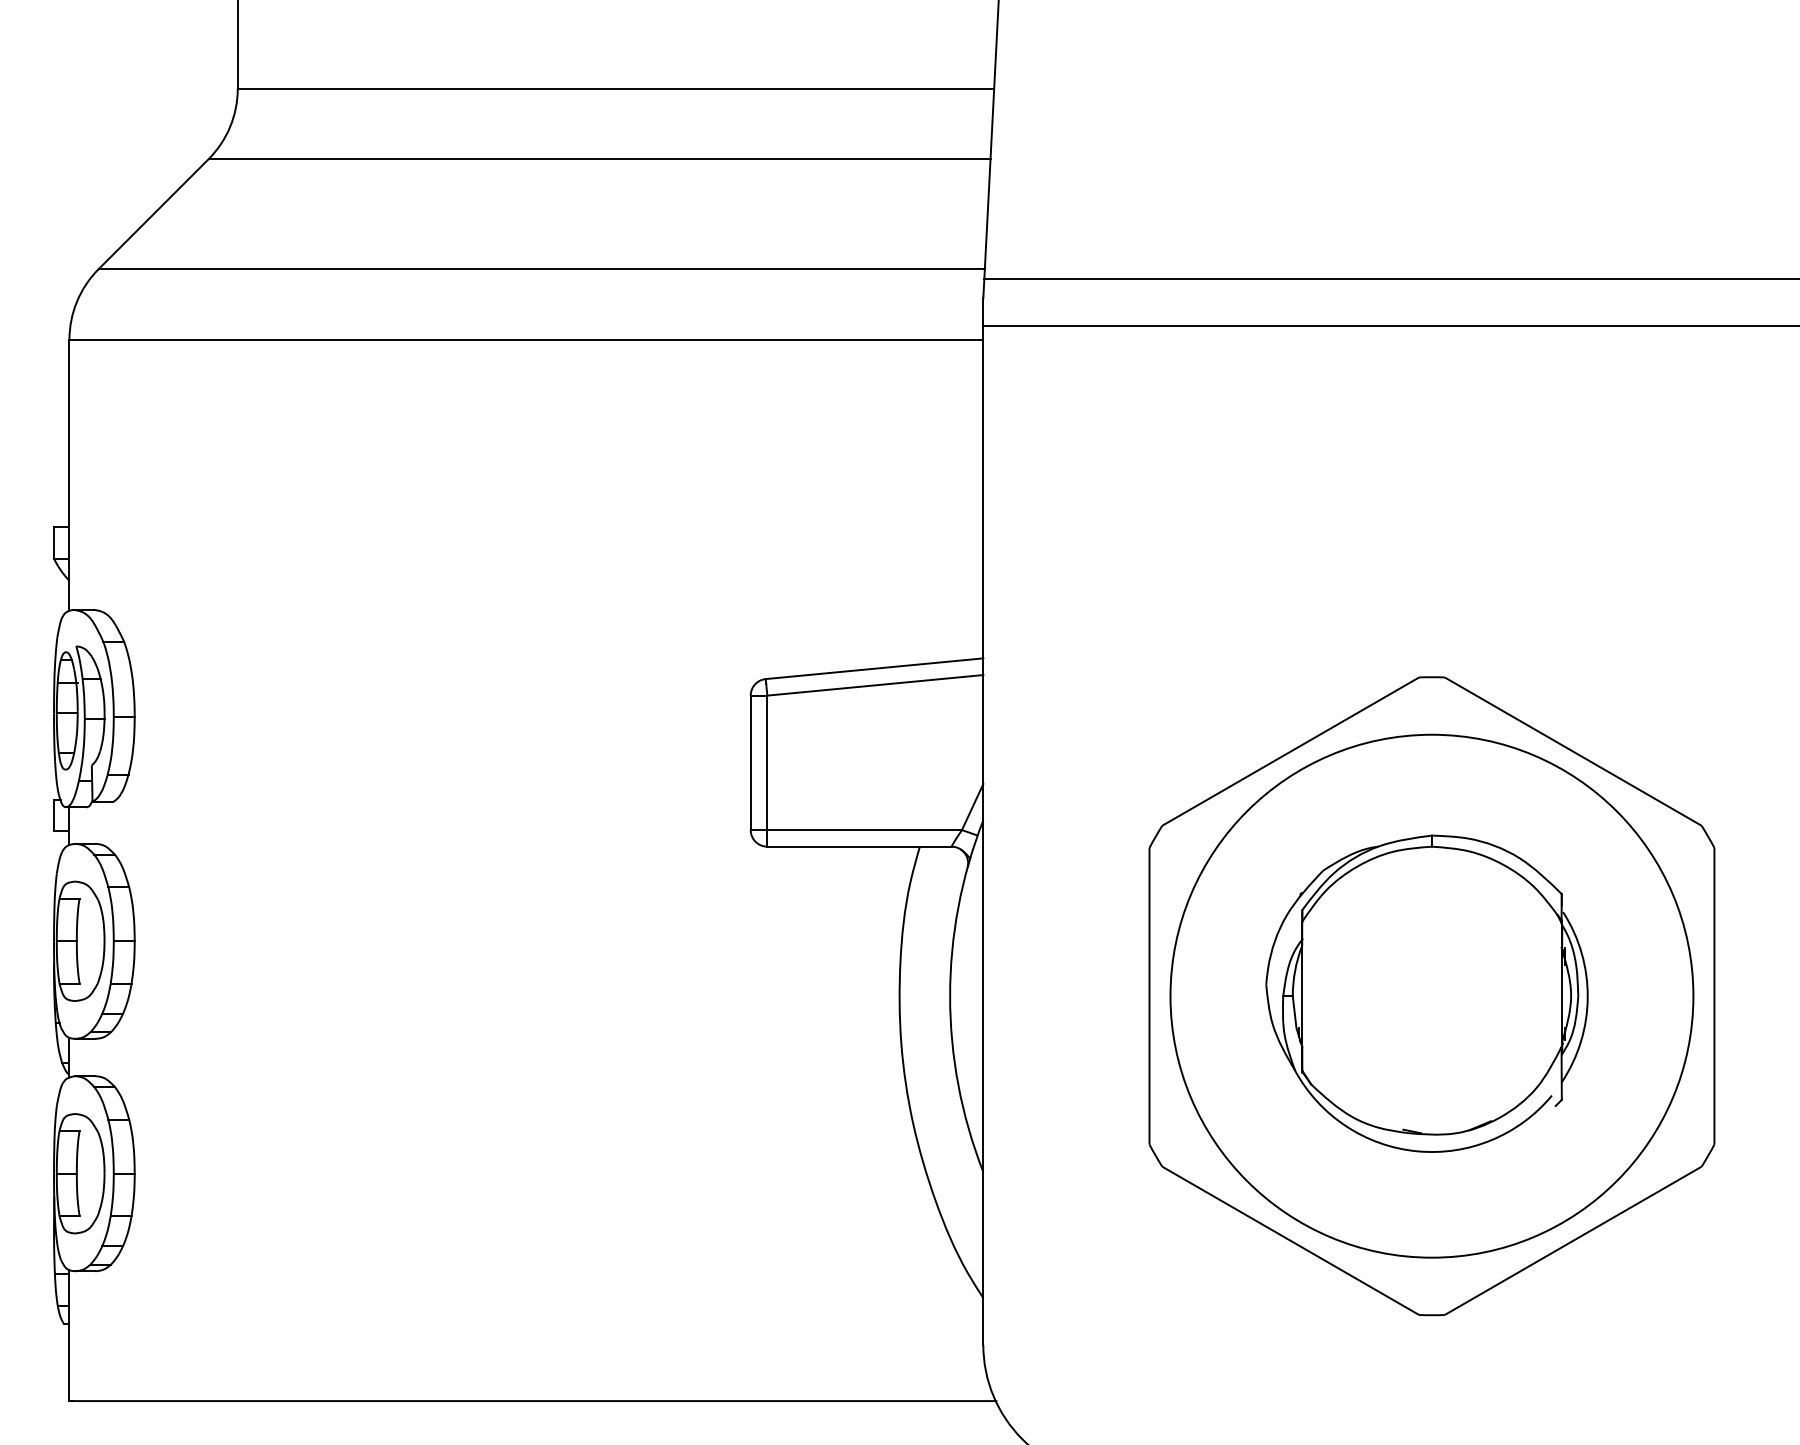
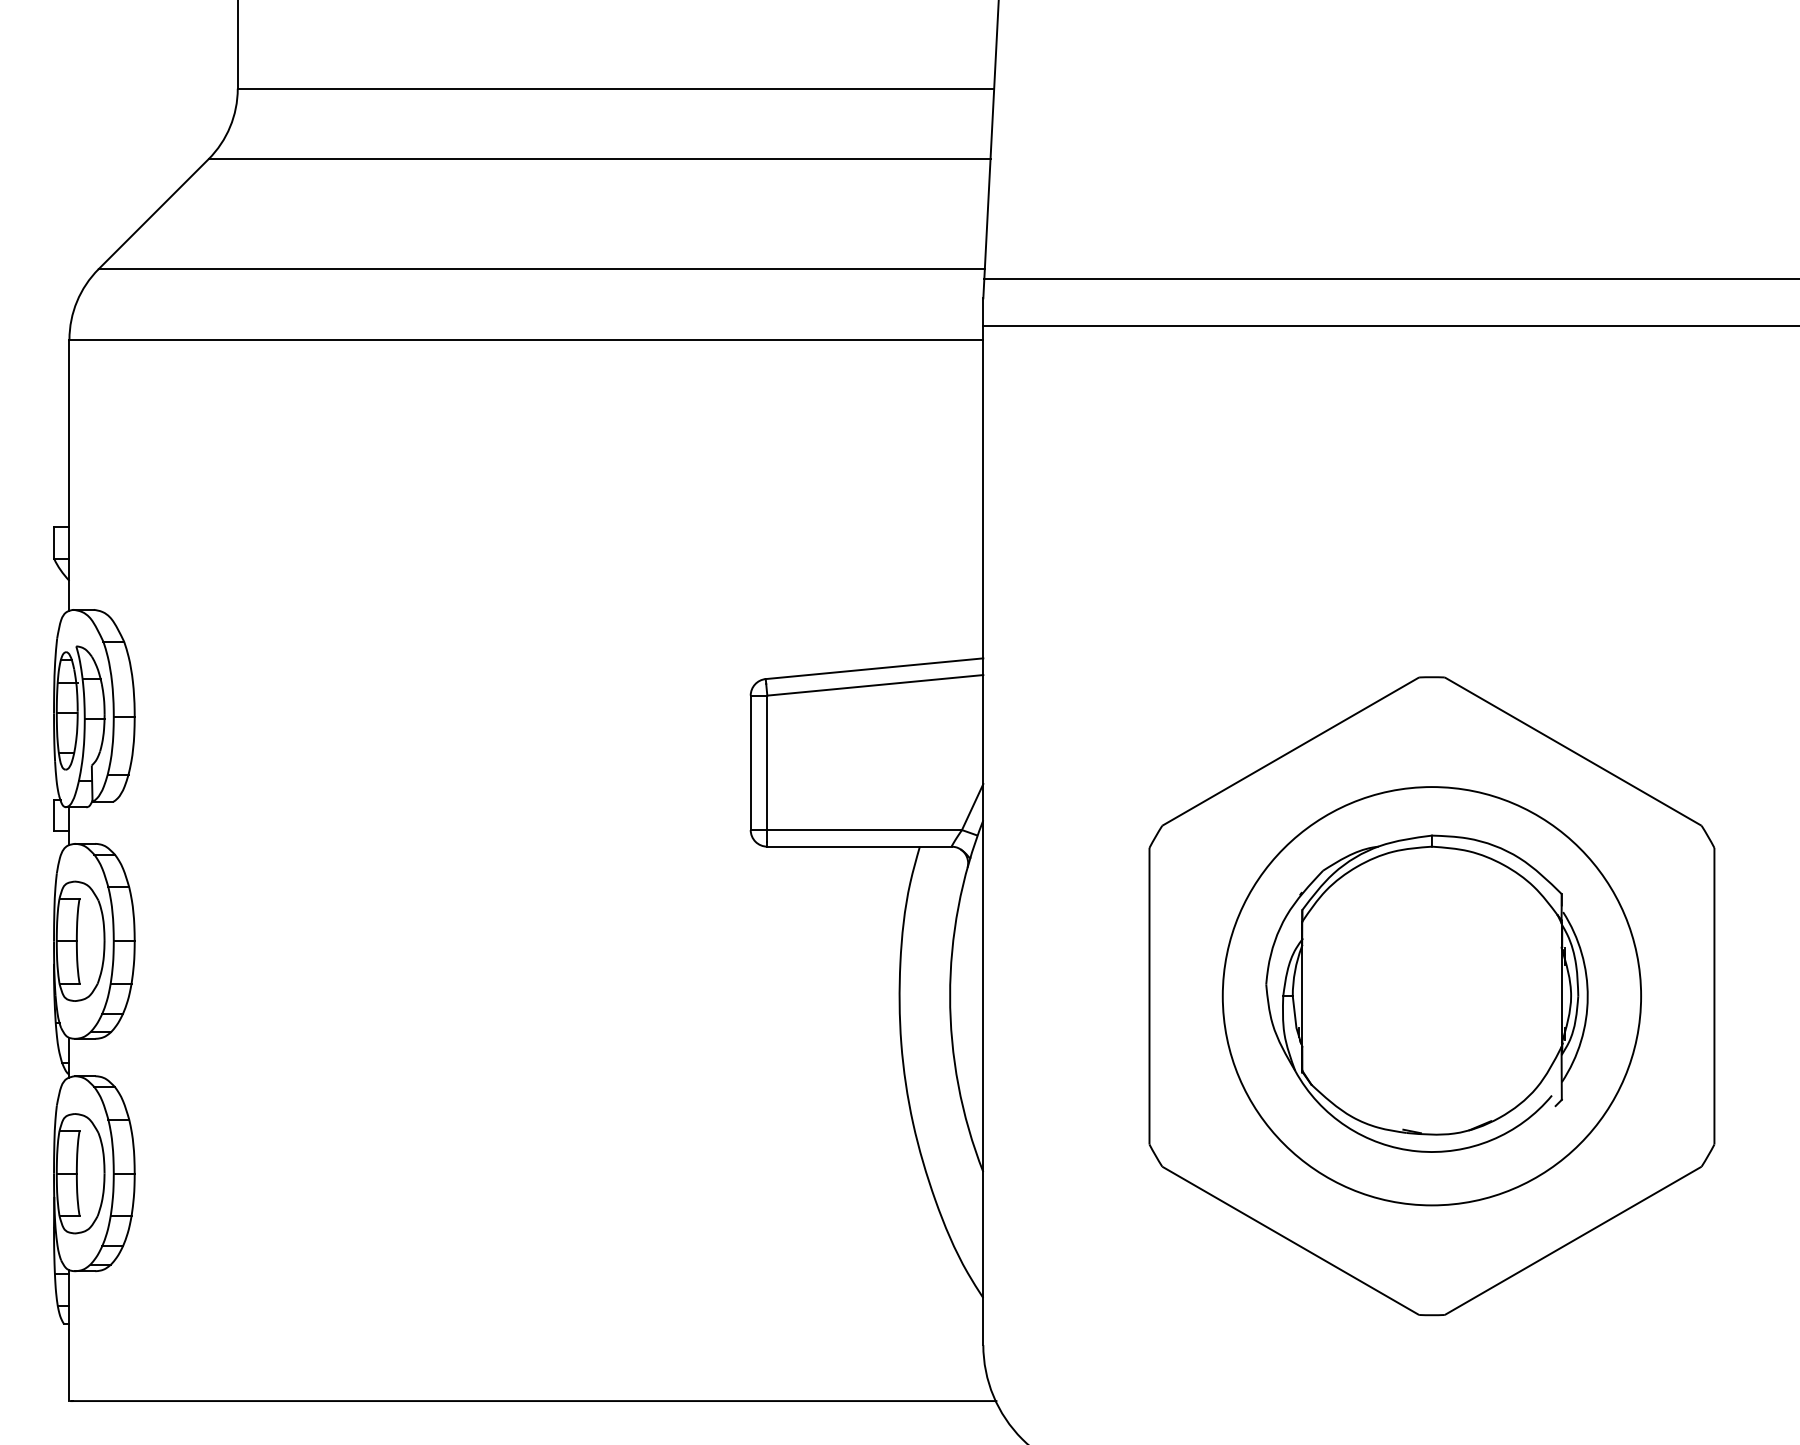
circle diameter: 523 px -> 418 px (1431, 996)
